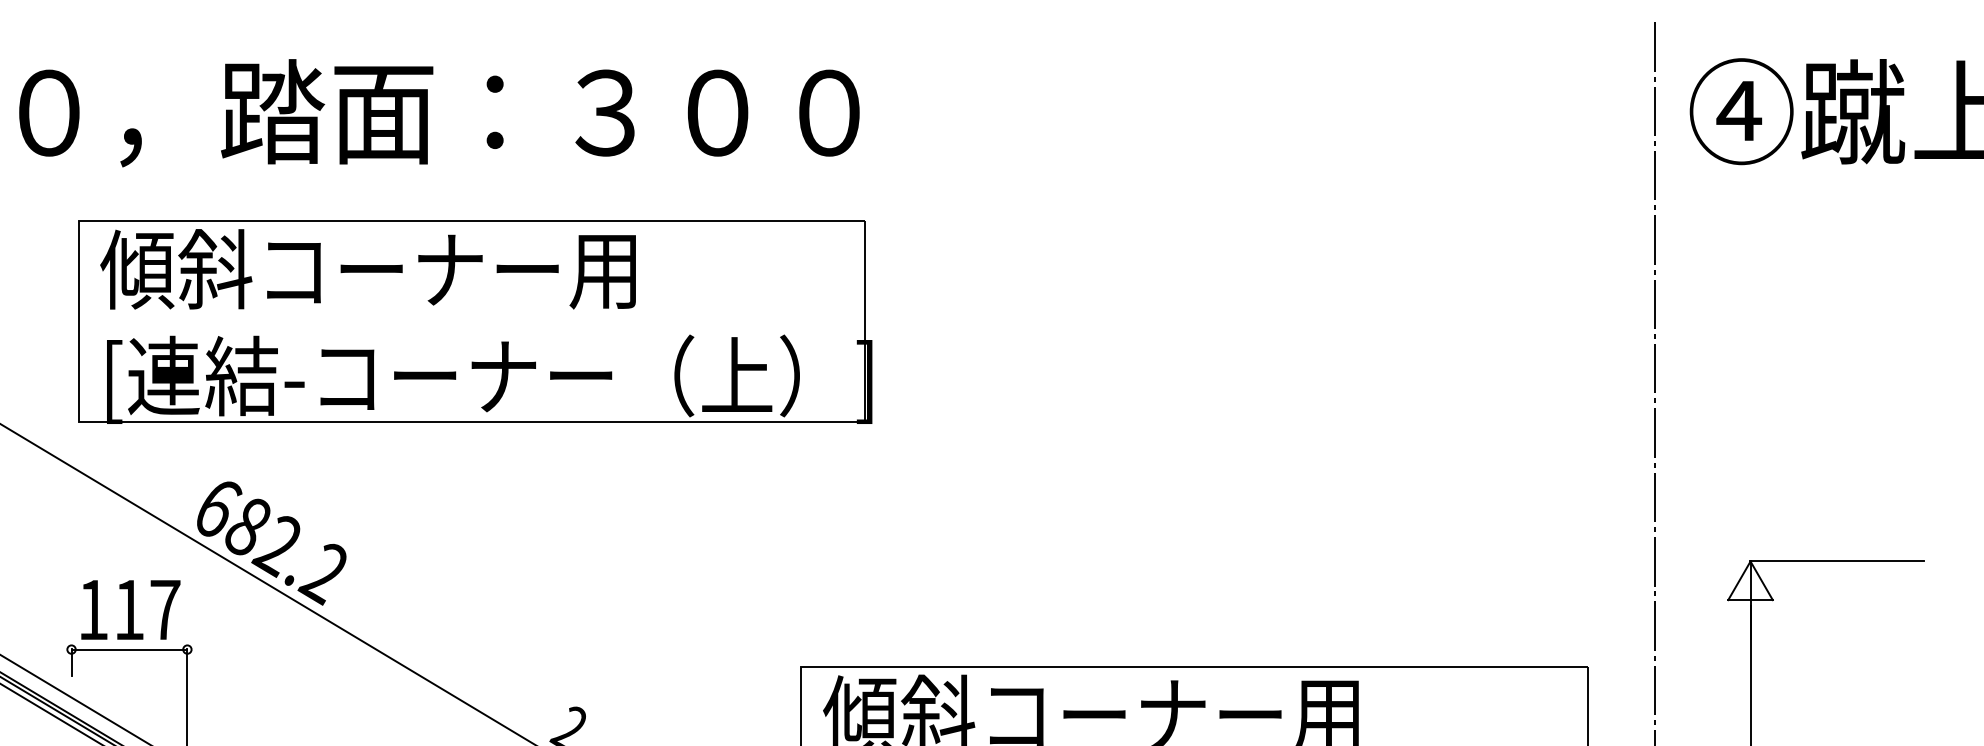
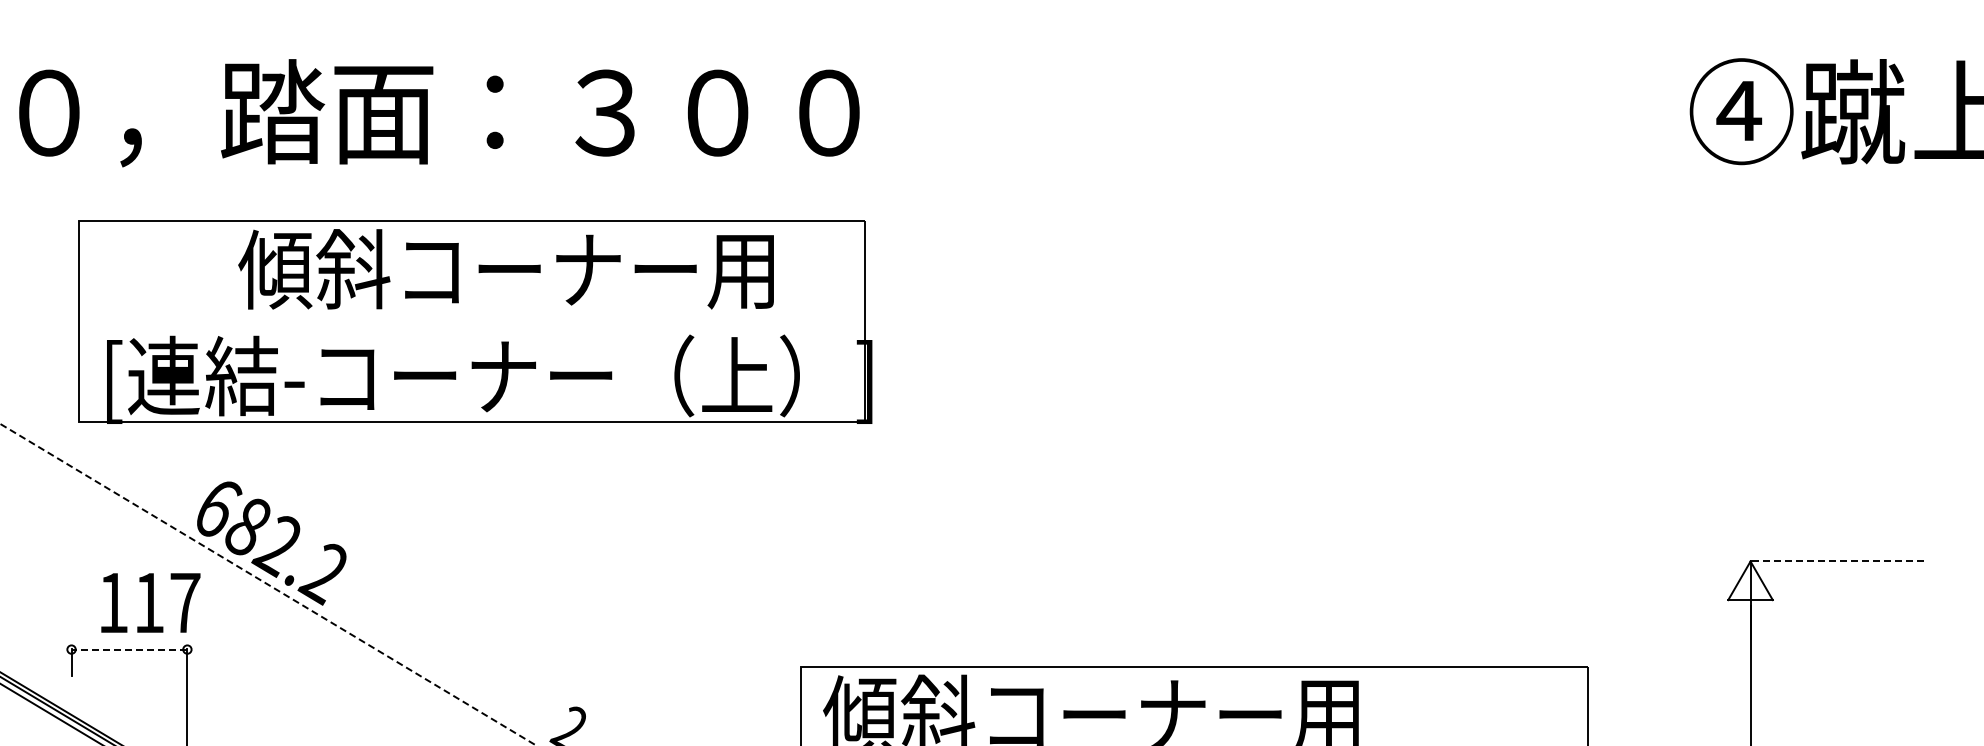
text position: (367, 269) -> (505, 269) (505, 269)
line: present -> none (1654, 382)
line: solid -> dashed (1836, 561)
line: solid -> dashed (268, 585)
text position: (130, 609) -> (150, 602) (150, 602)
line: solid -> dashed (129, 649)
line: present -> none (74, 699)
